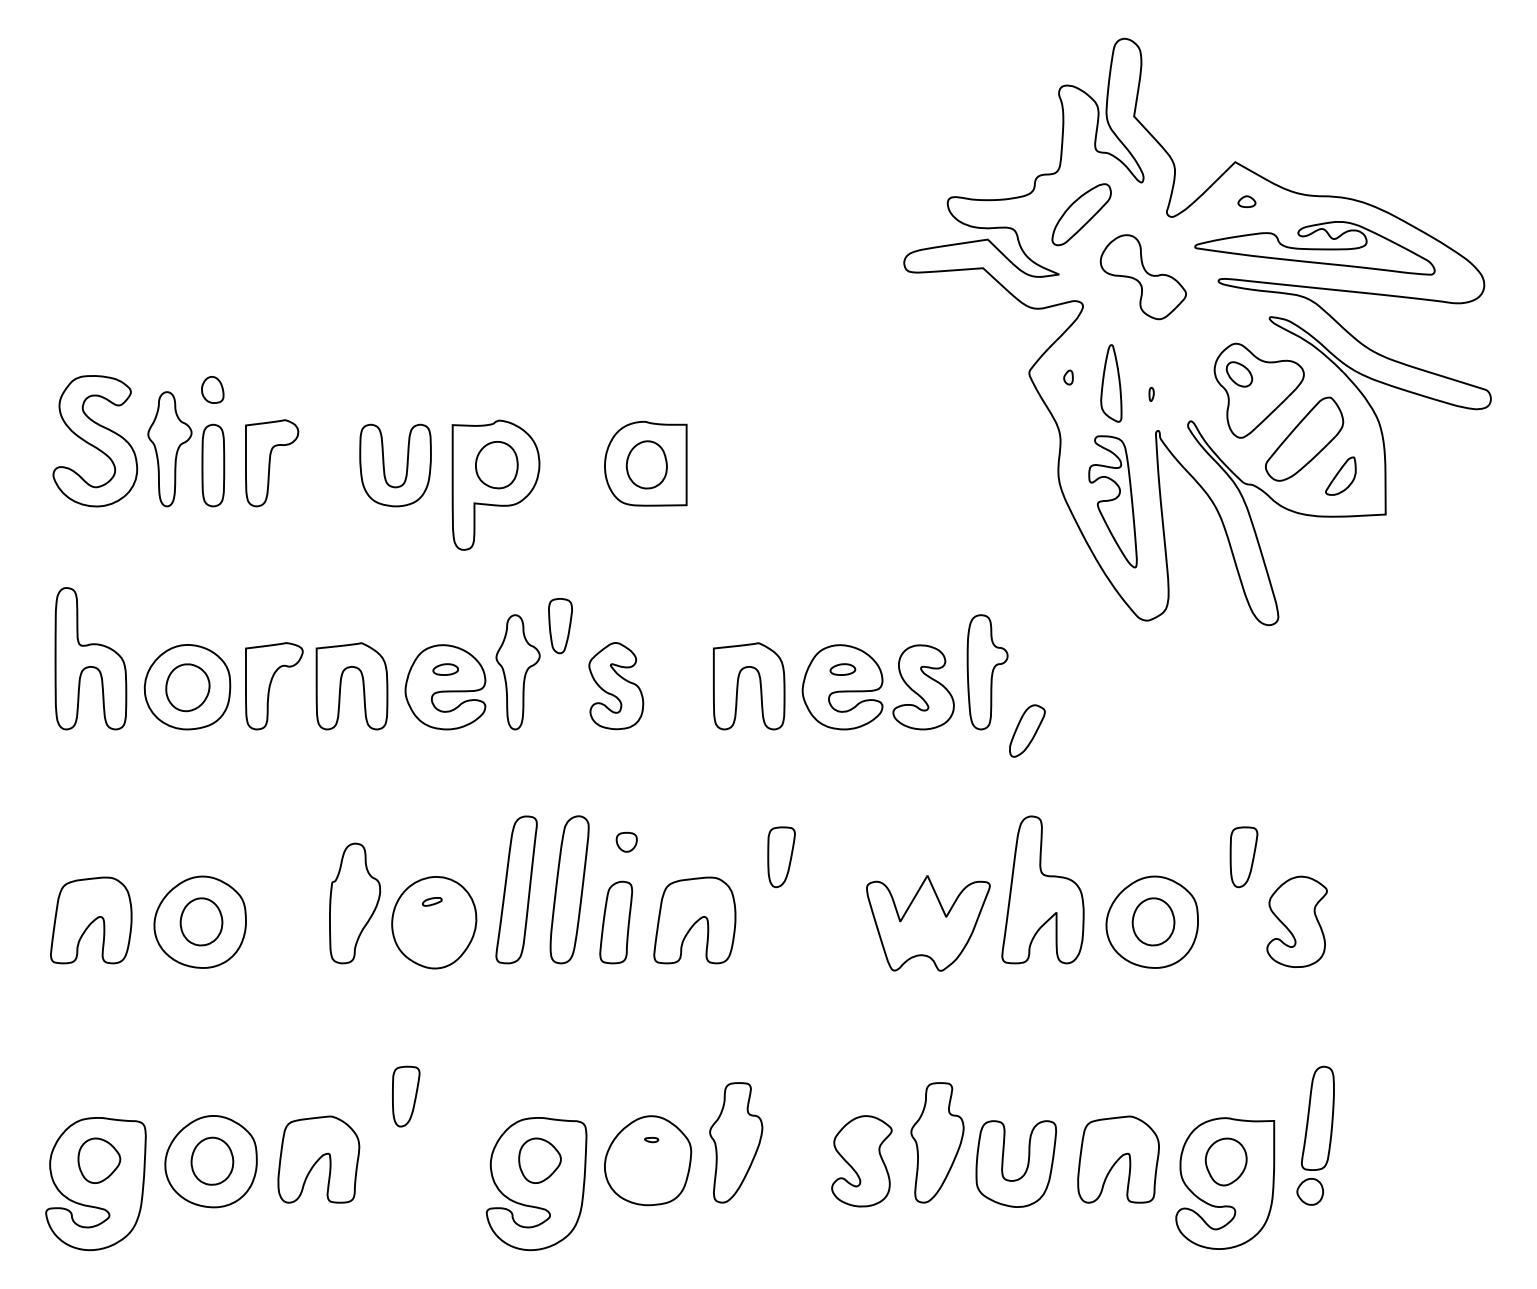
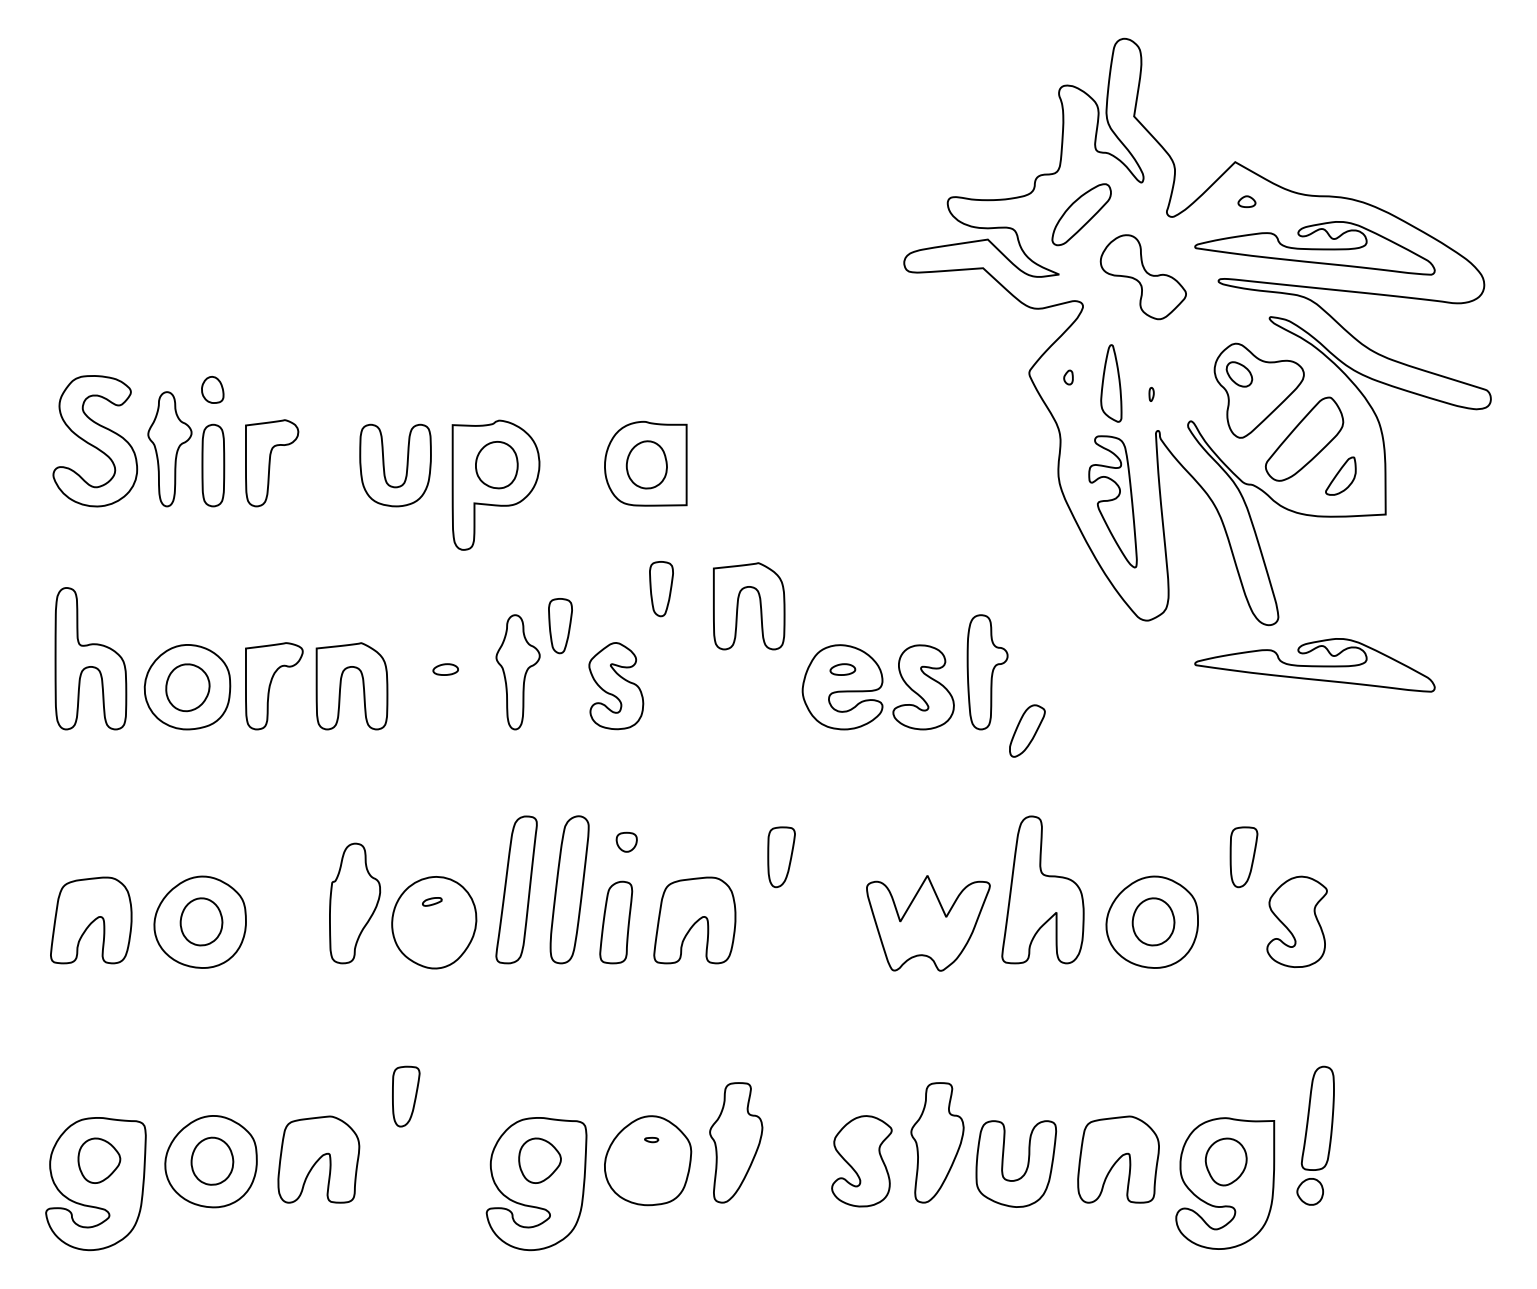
part: none -> present (661, 589)
part: none -> present (1314, 665)
part position: (759, 684) -> (759, 604) (759, 604)
part: present -> none (445, 687)
